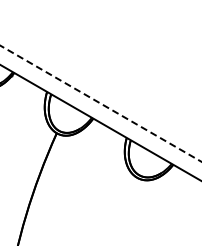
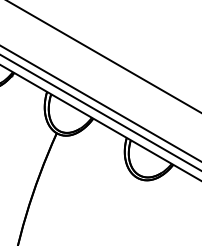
line: none -> present (103, 56)
line: dashed -> solid (100, 103)
line: none -> present (100, 112)
